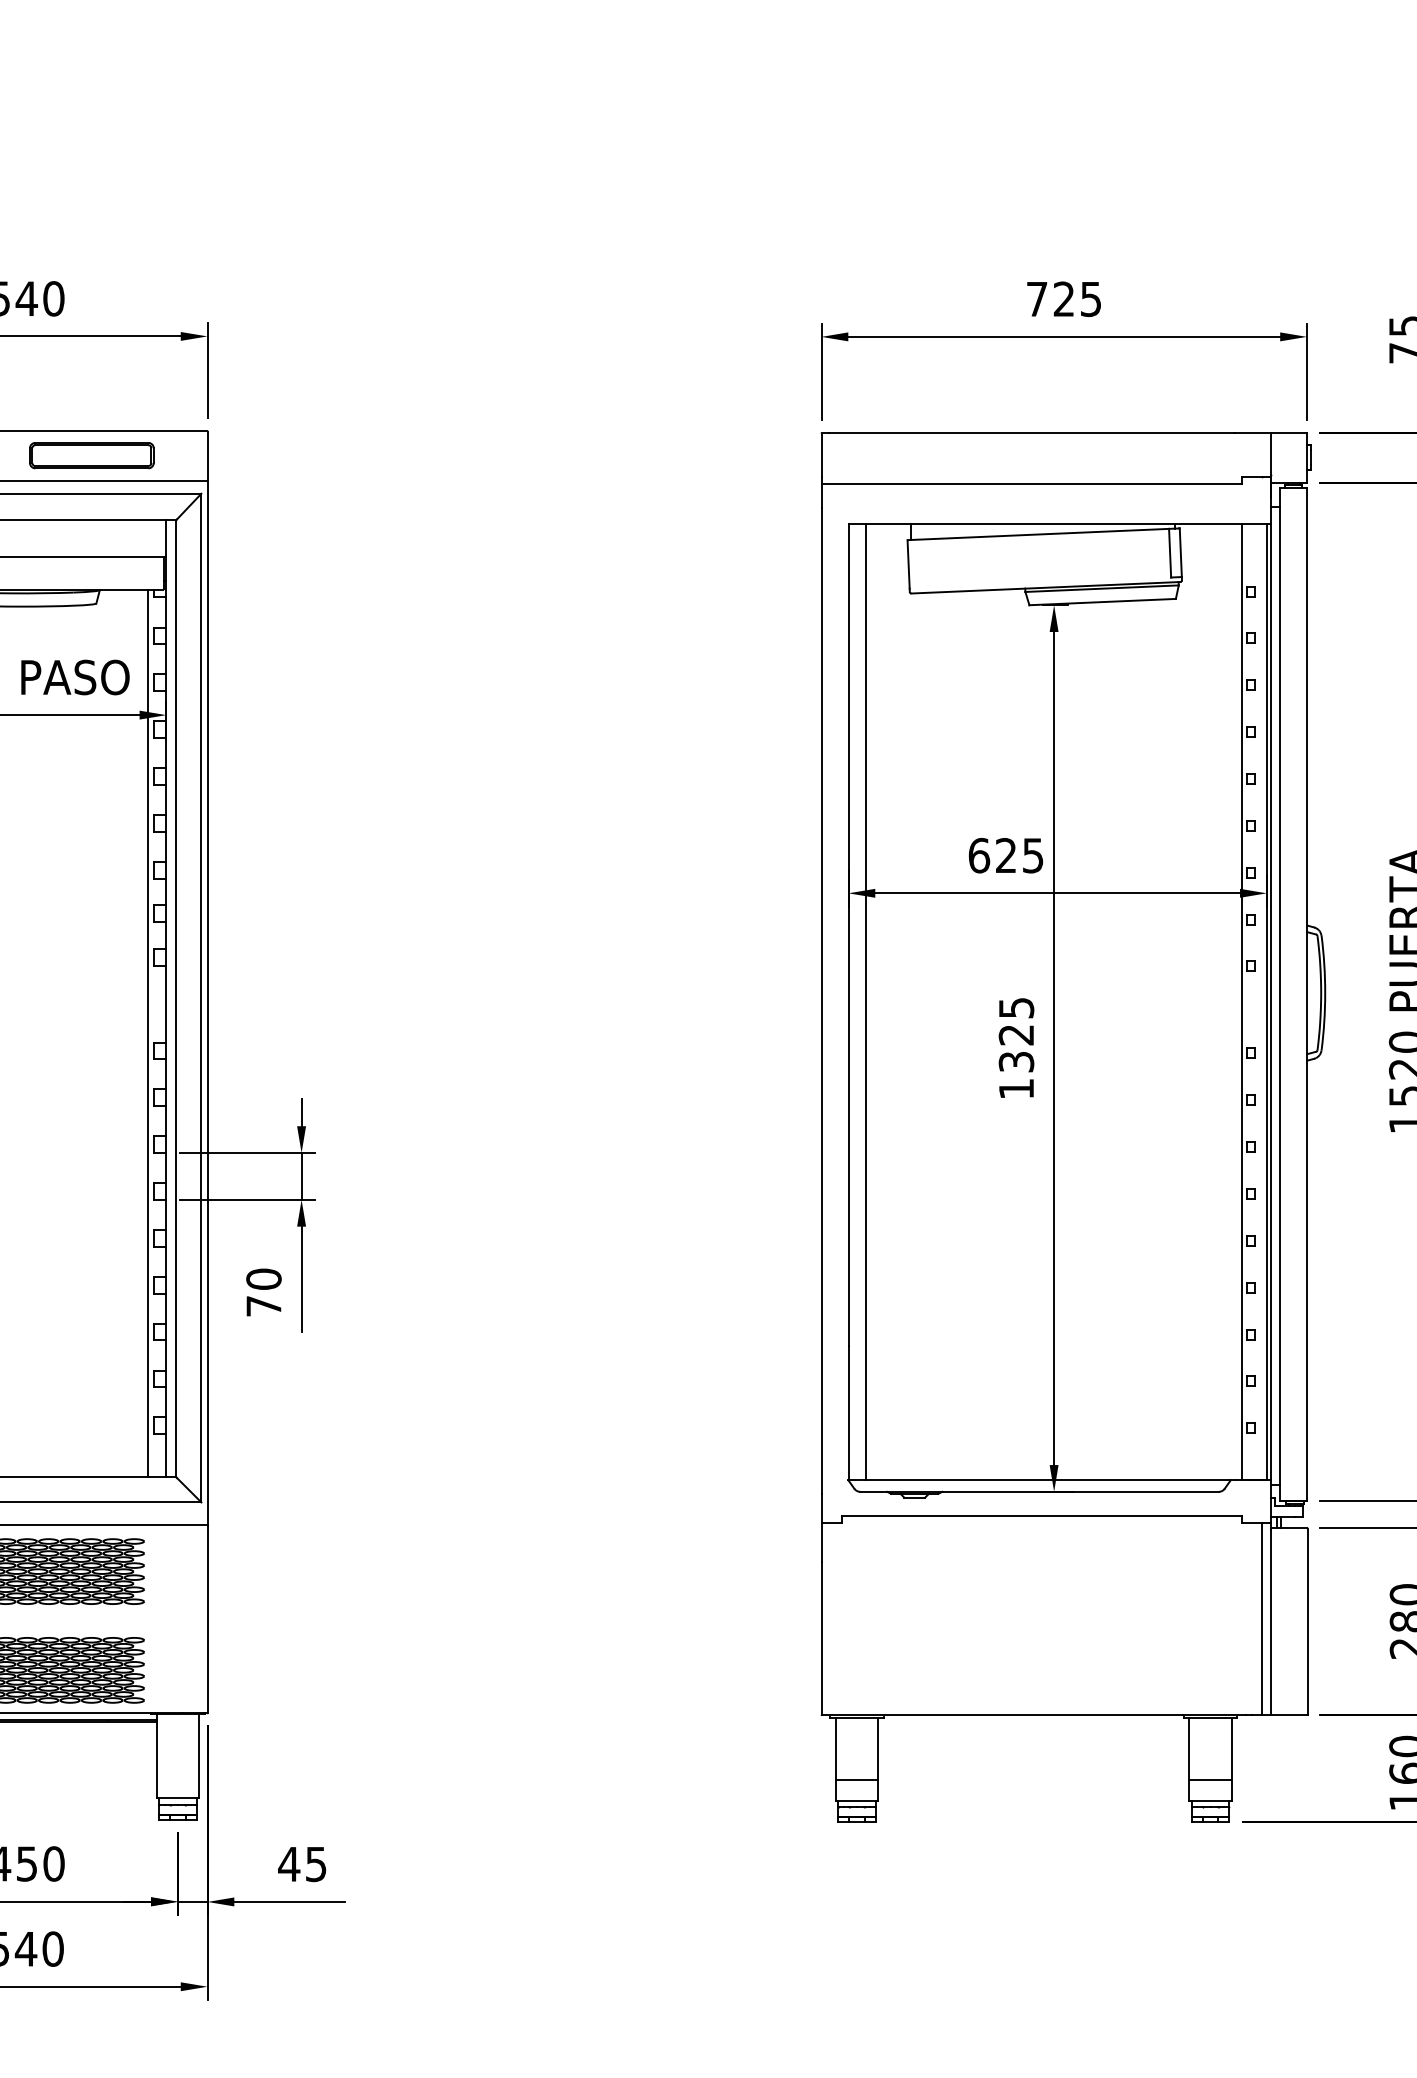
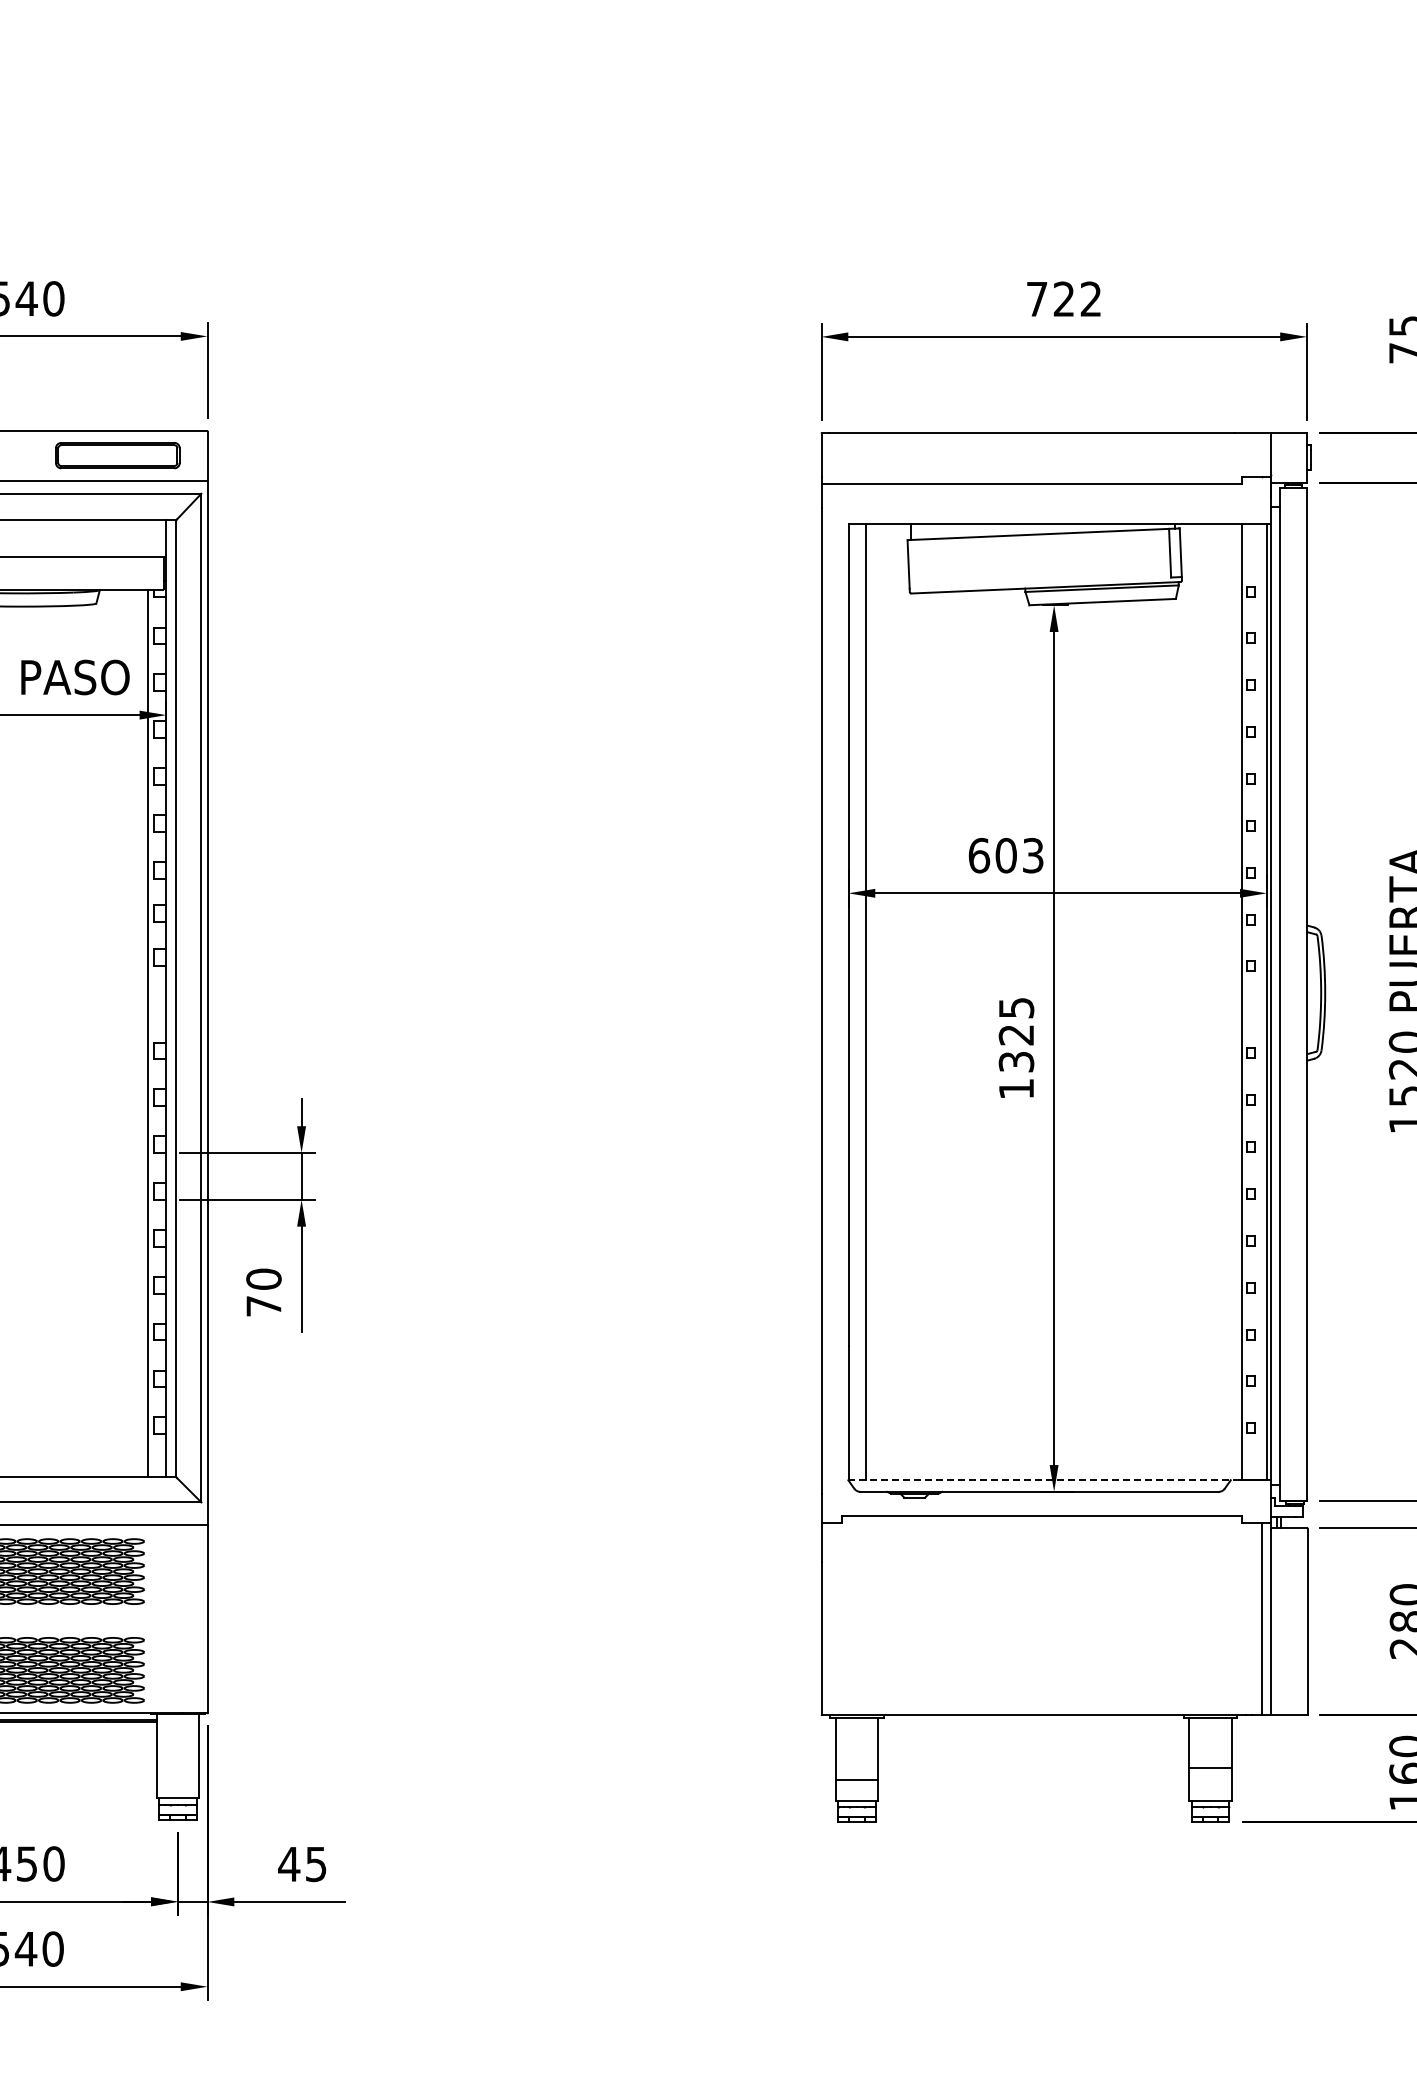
text: 725 -> 722 (1090, 299)
part position: (91, 455) -> (117, 455) (117, 455)
text: 625 -> 603 (1019, 855)
line: solid -> dashed (1041, 1480)
line position: (1210, 1780) -> (1210, 1768) (1210, 1768)
